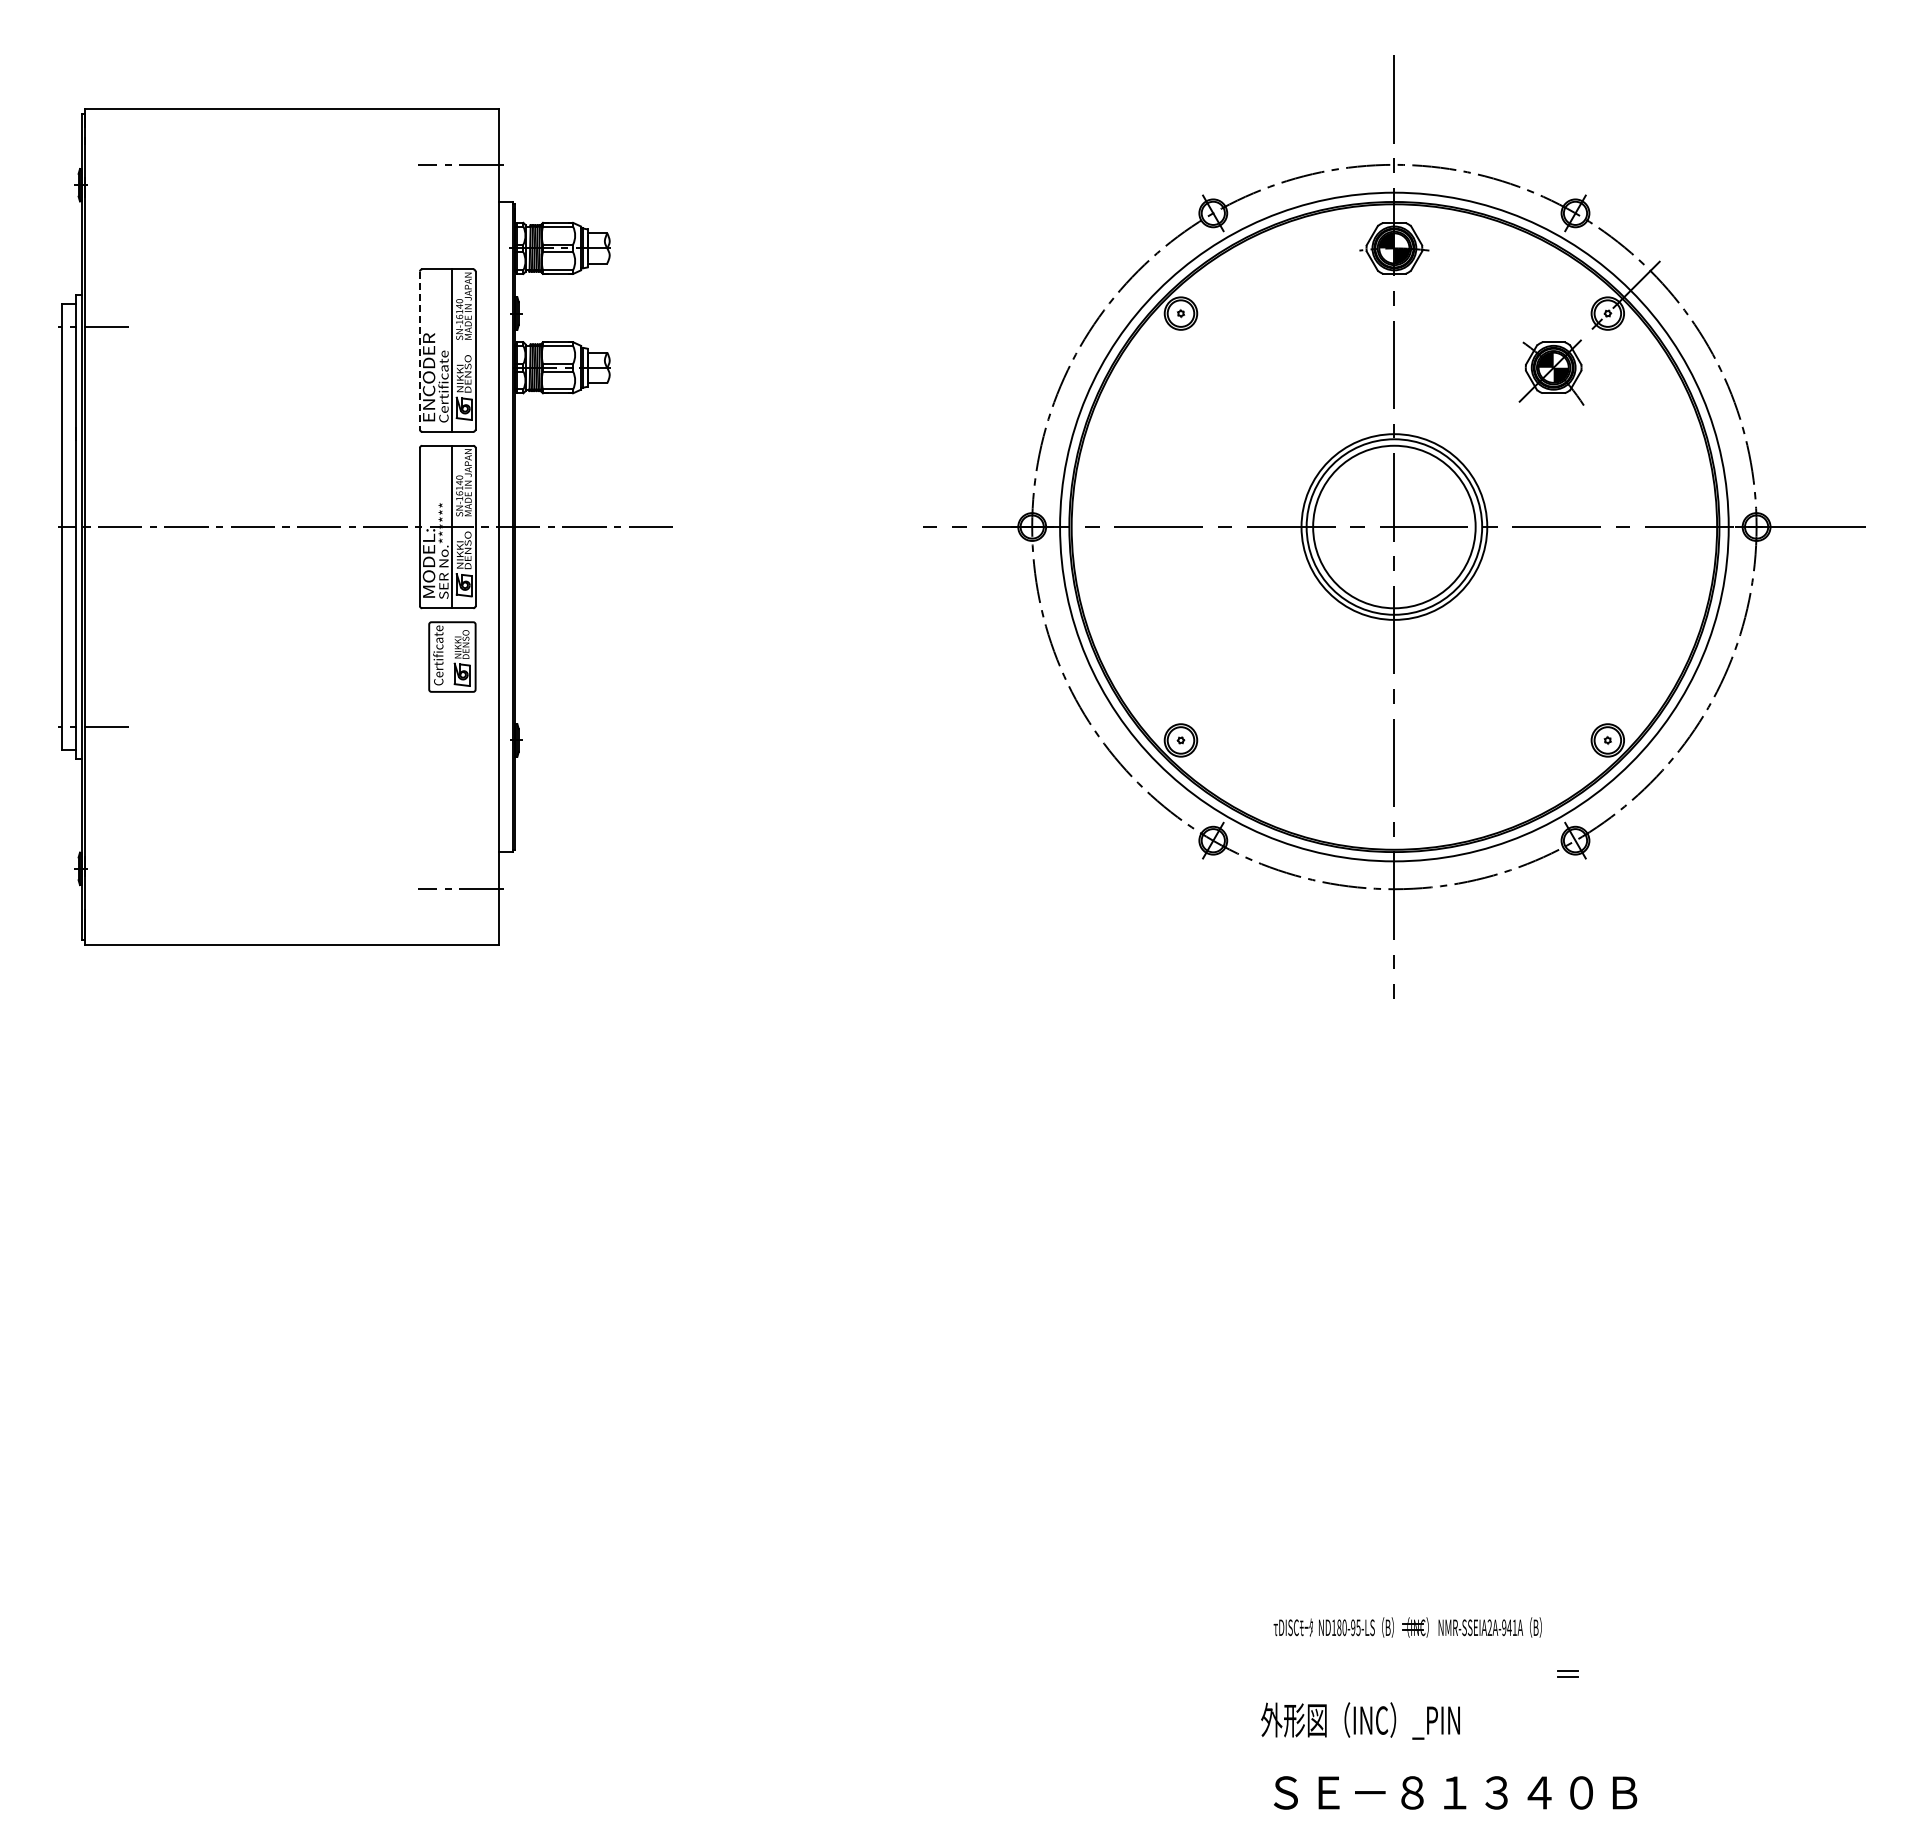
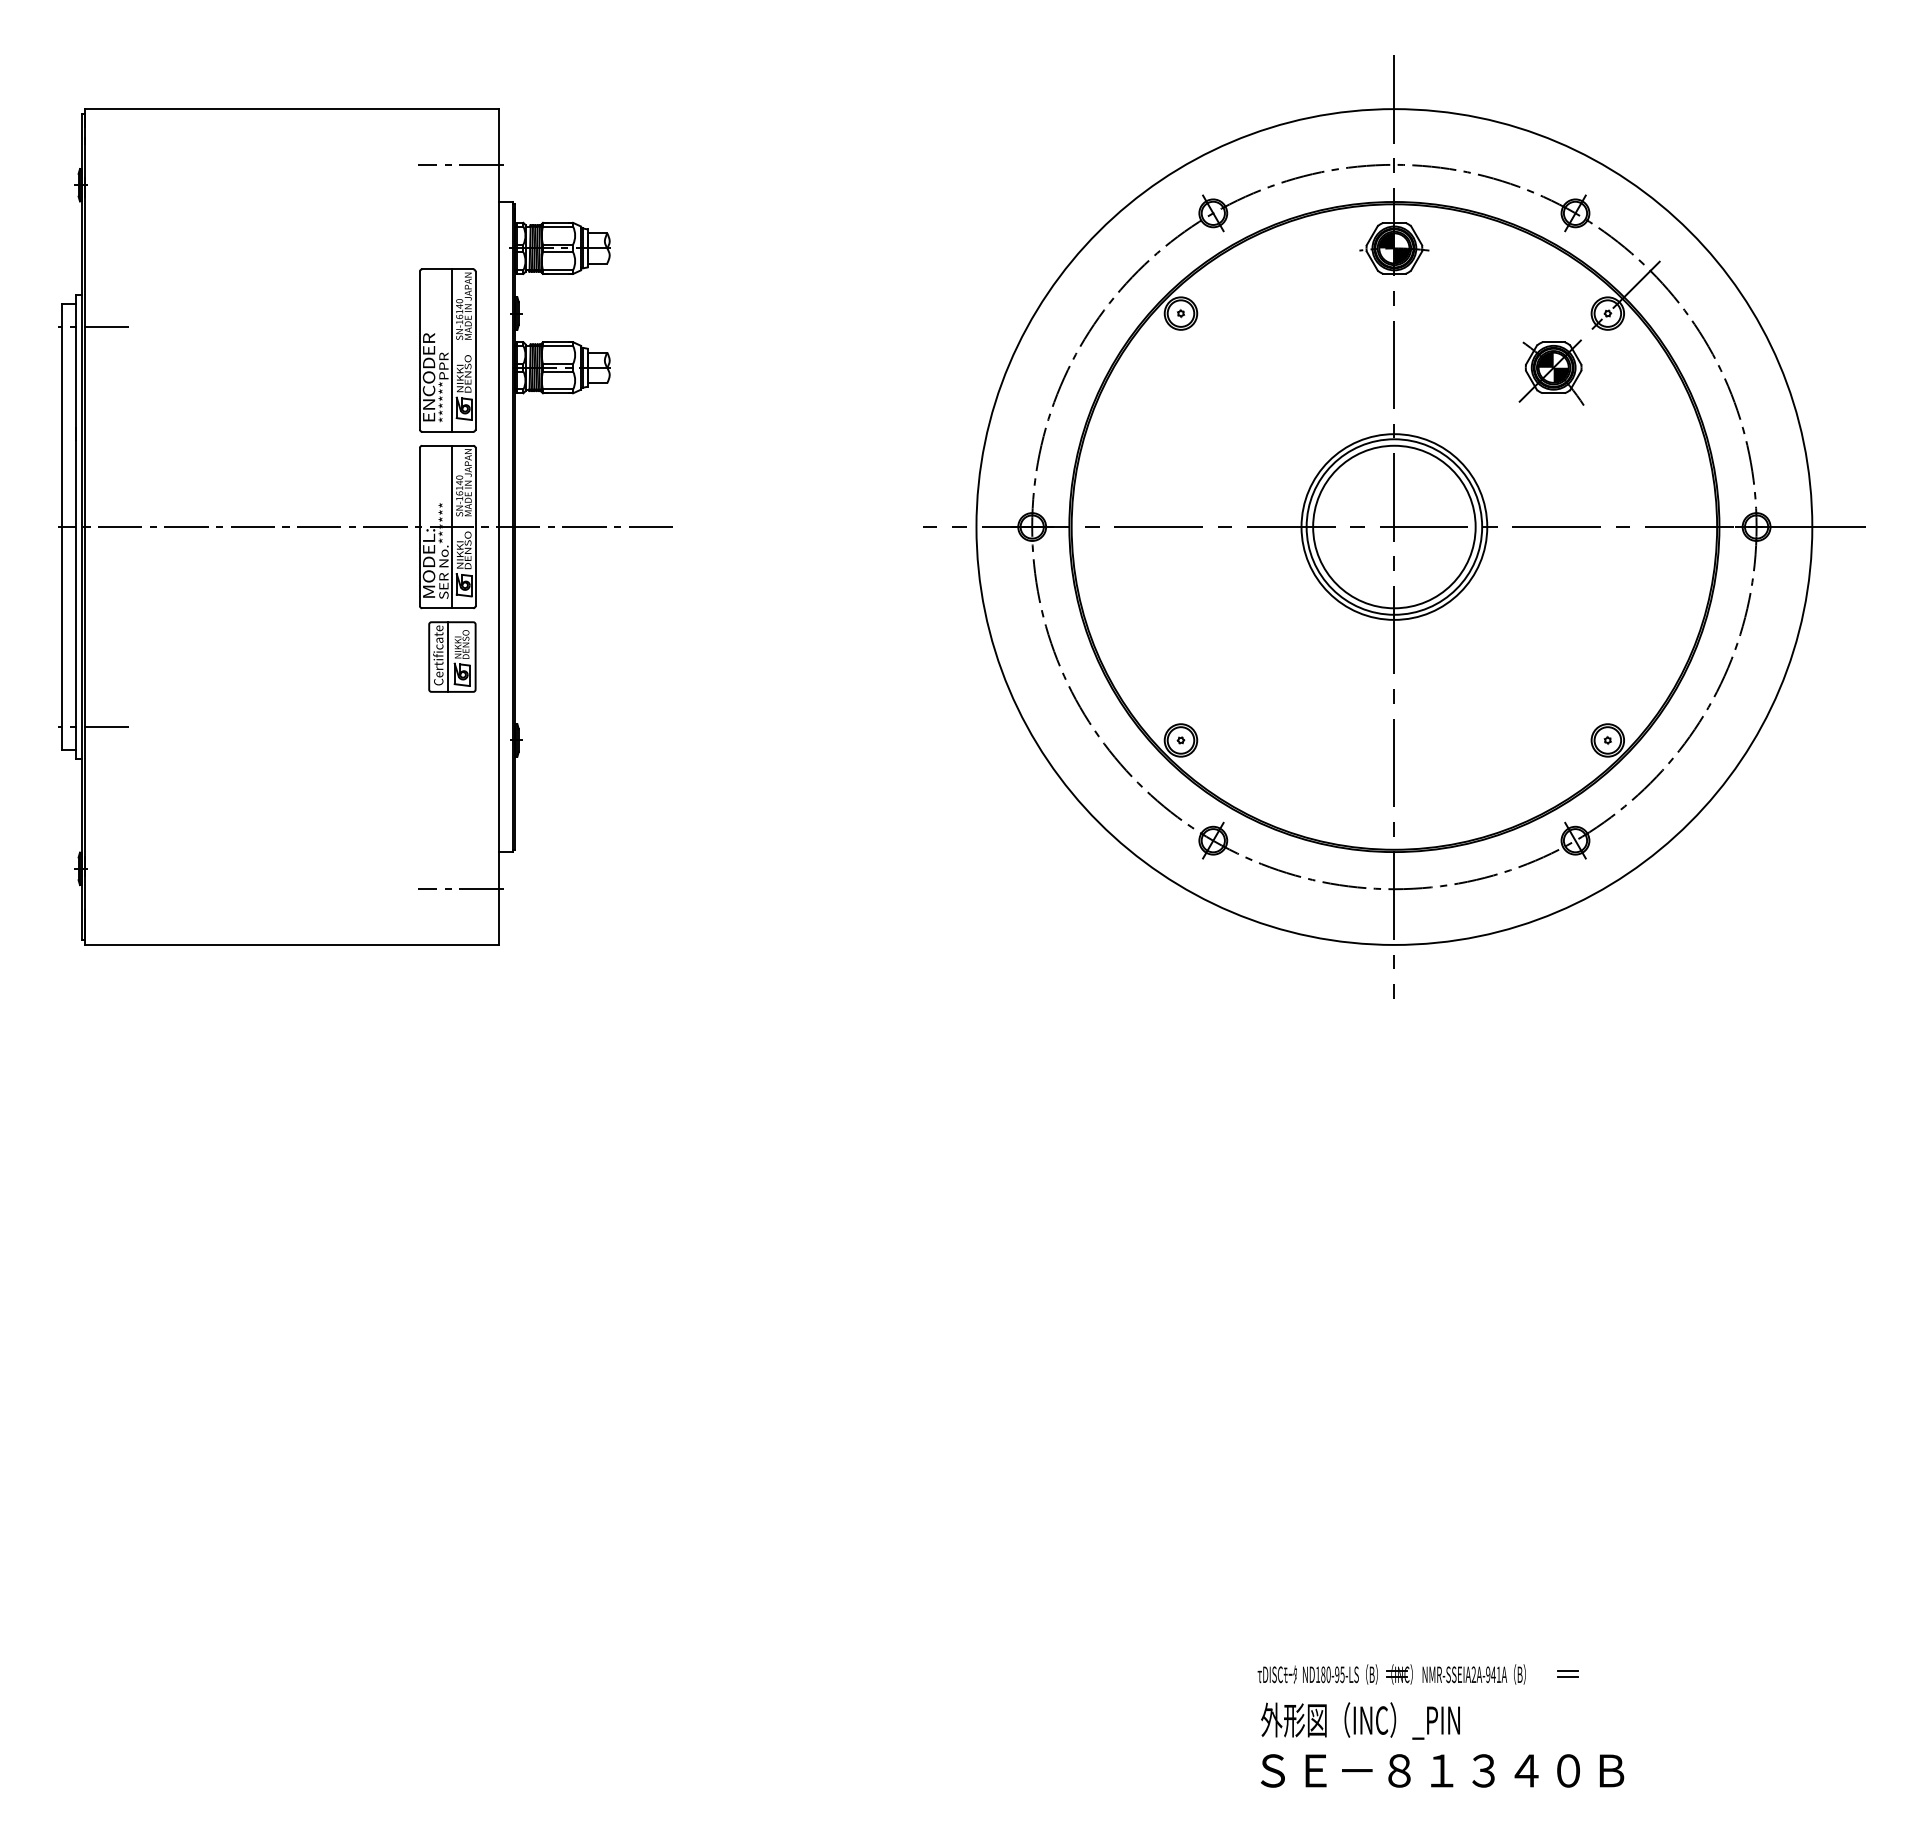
line: dashed -> solid (419, 350)
text: Certificate -> ******PPR (443, 386)
circle diameter: 669 px -> 836 px (1394, 526)
line: none -> present (447, 656)
part position: (1407, 1627) -> (1391, 1674) (1391, 1674)
text position: (1455, 1792) -> (1442, 1770) (1442, 1770)
